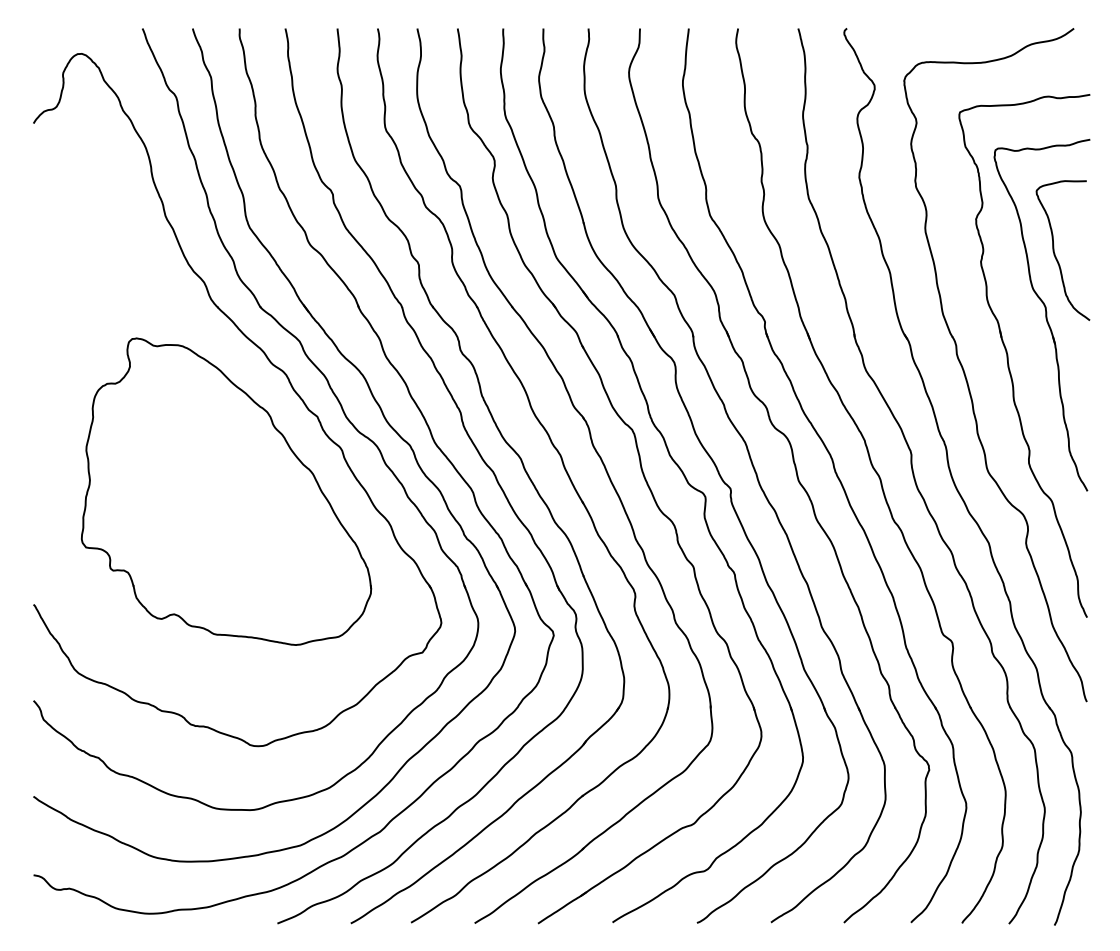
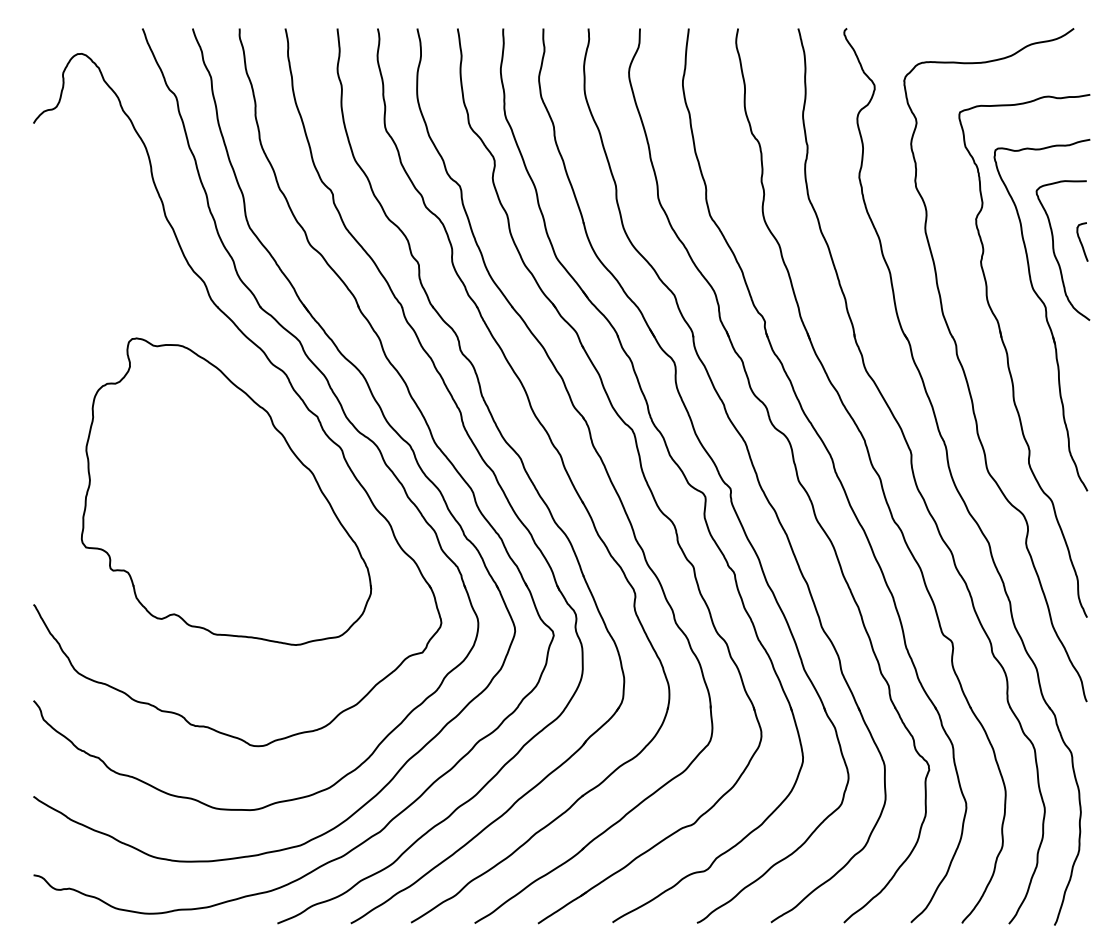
curve: none -> present (1081, 241)
